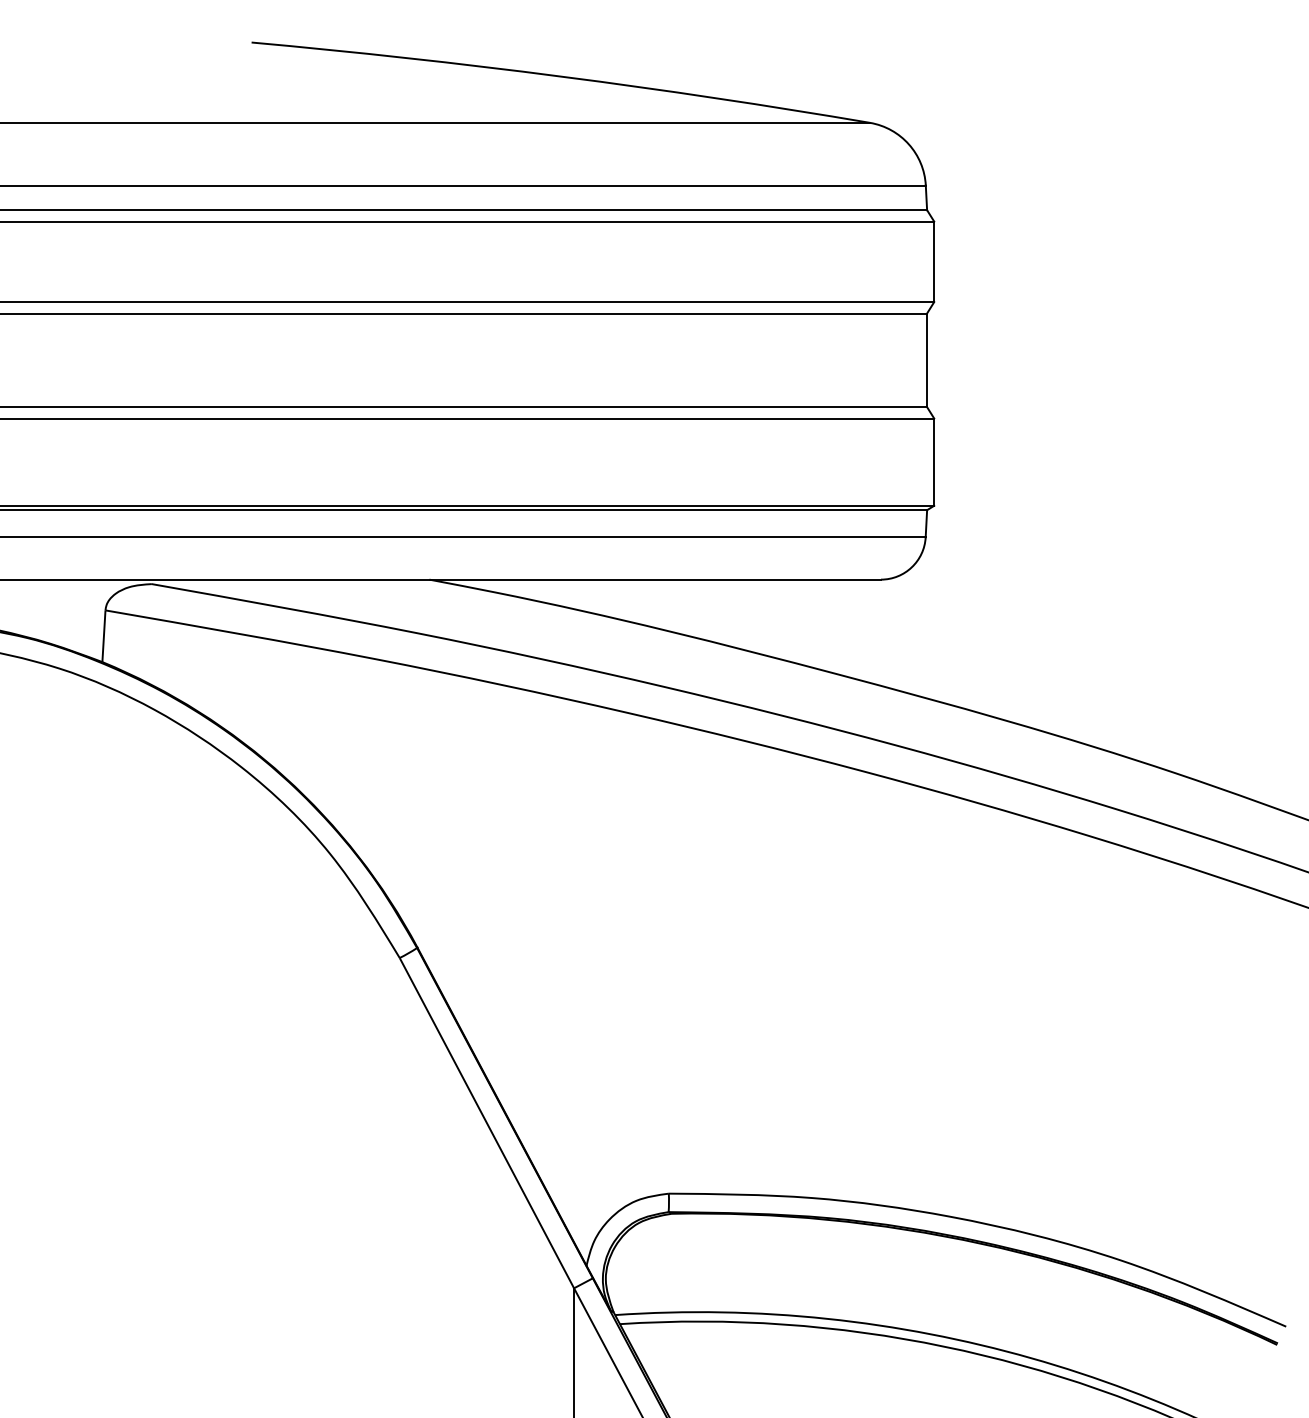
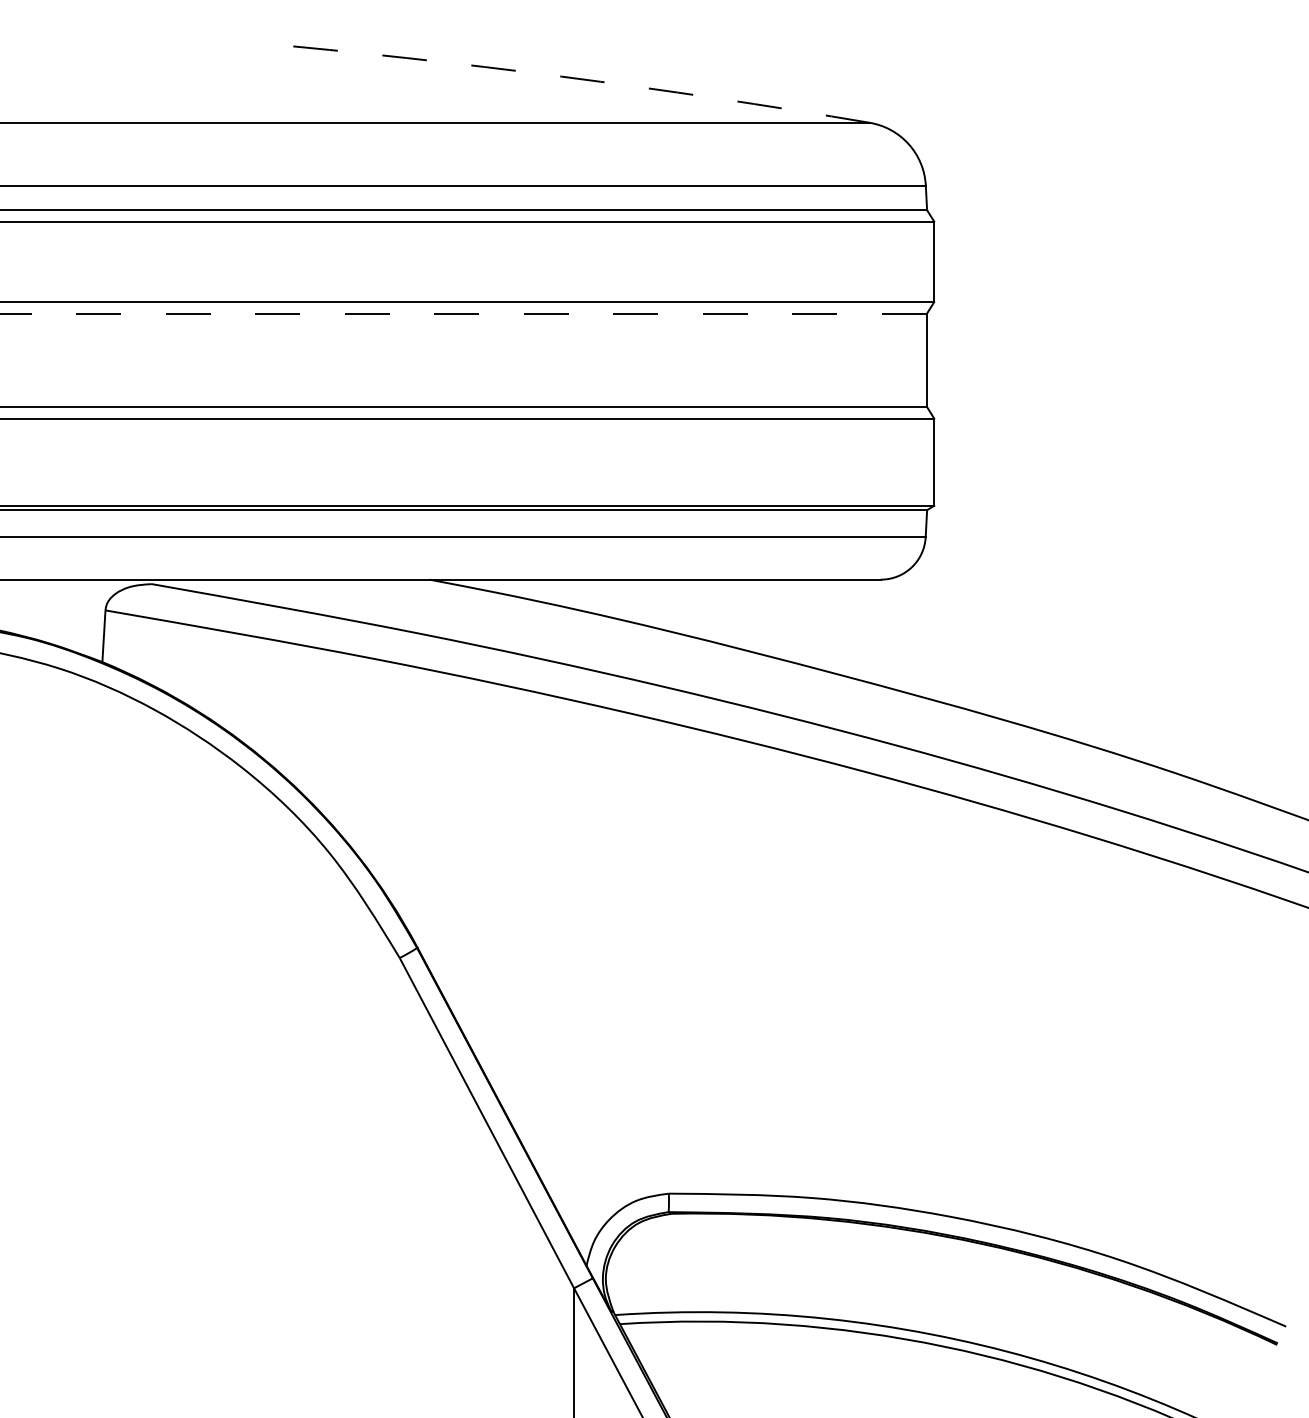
arc: solid -> dashed (561, 76)
line: solid -> dashed (463, 314)
